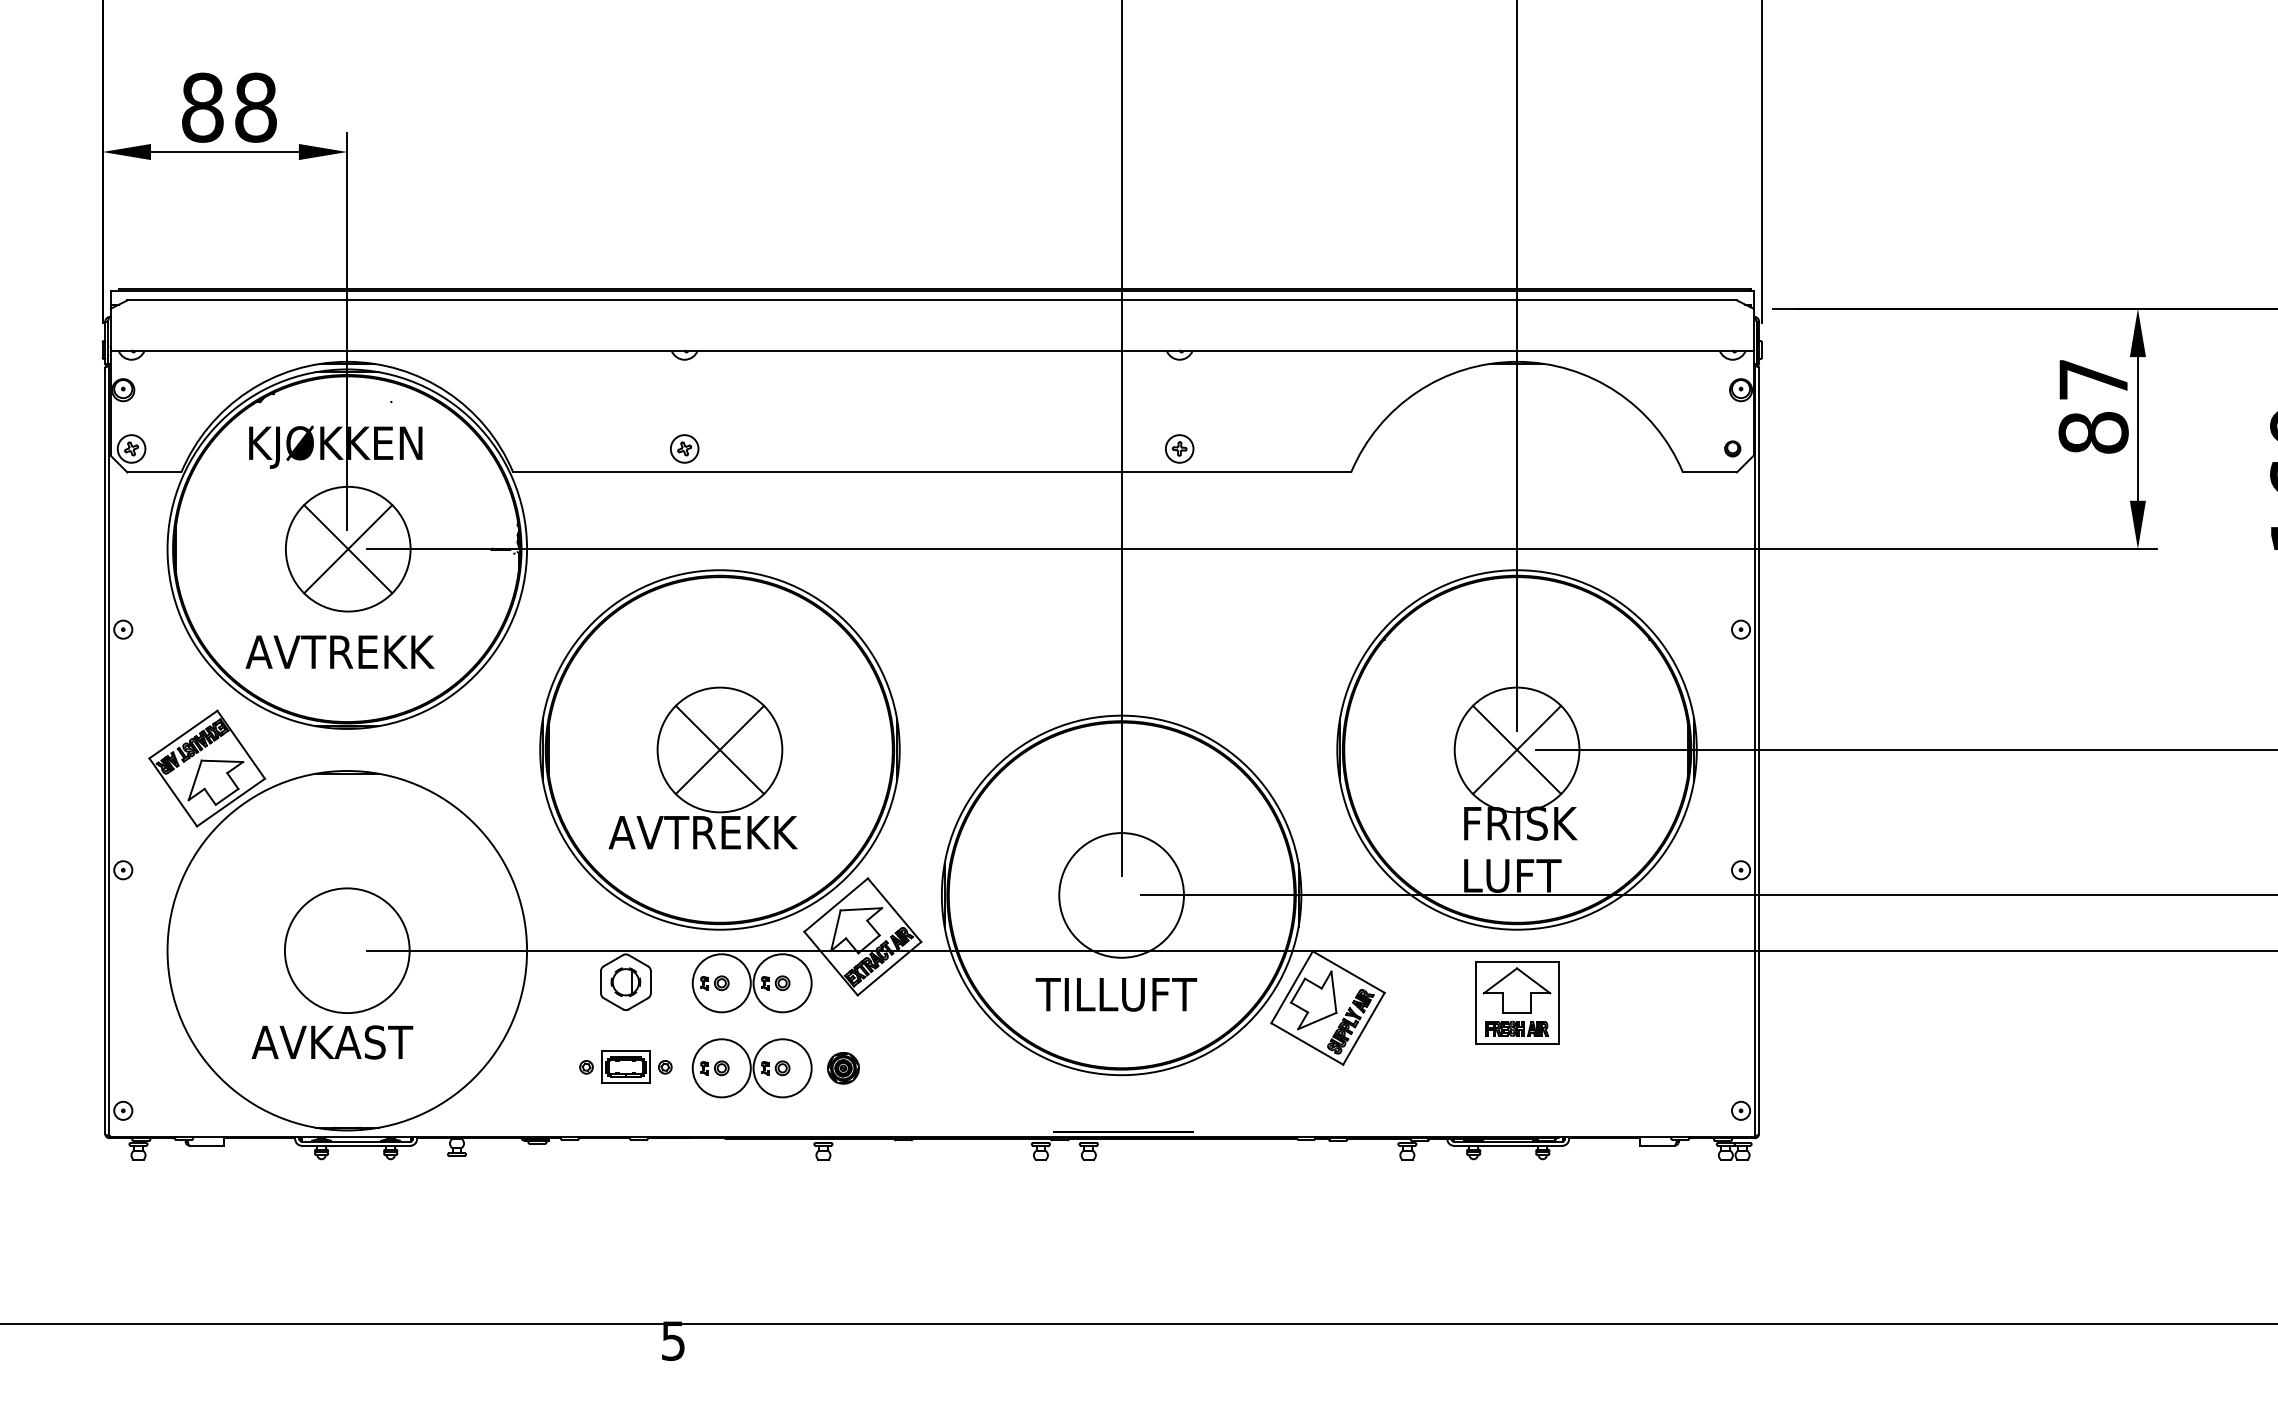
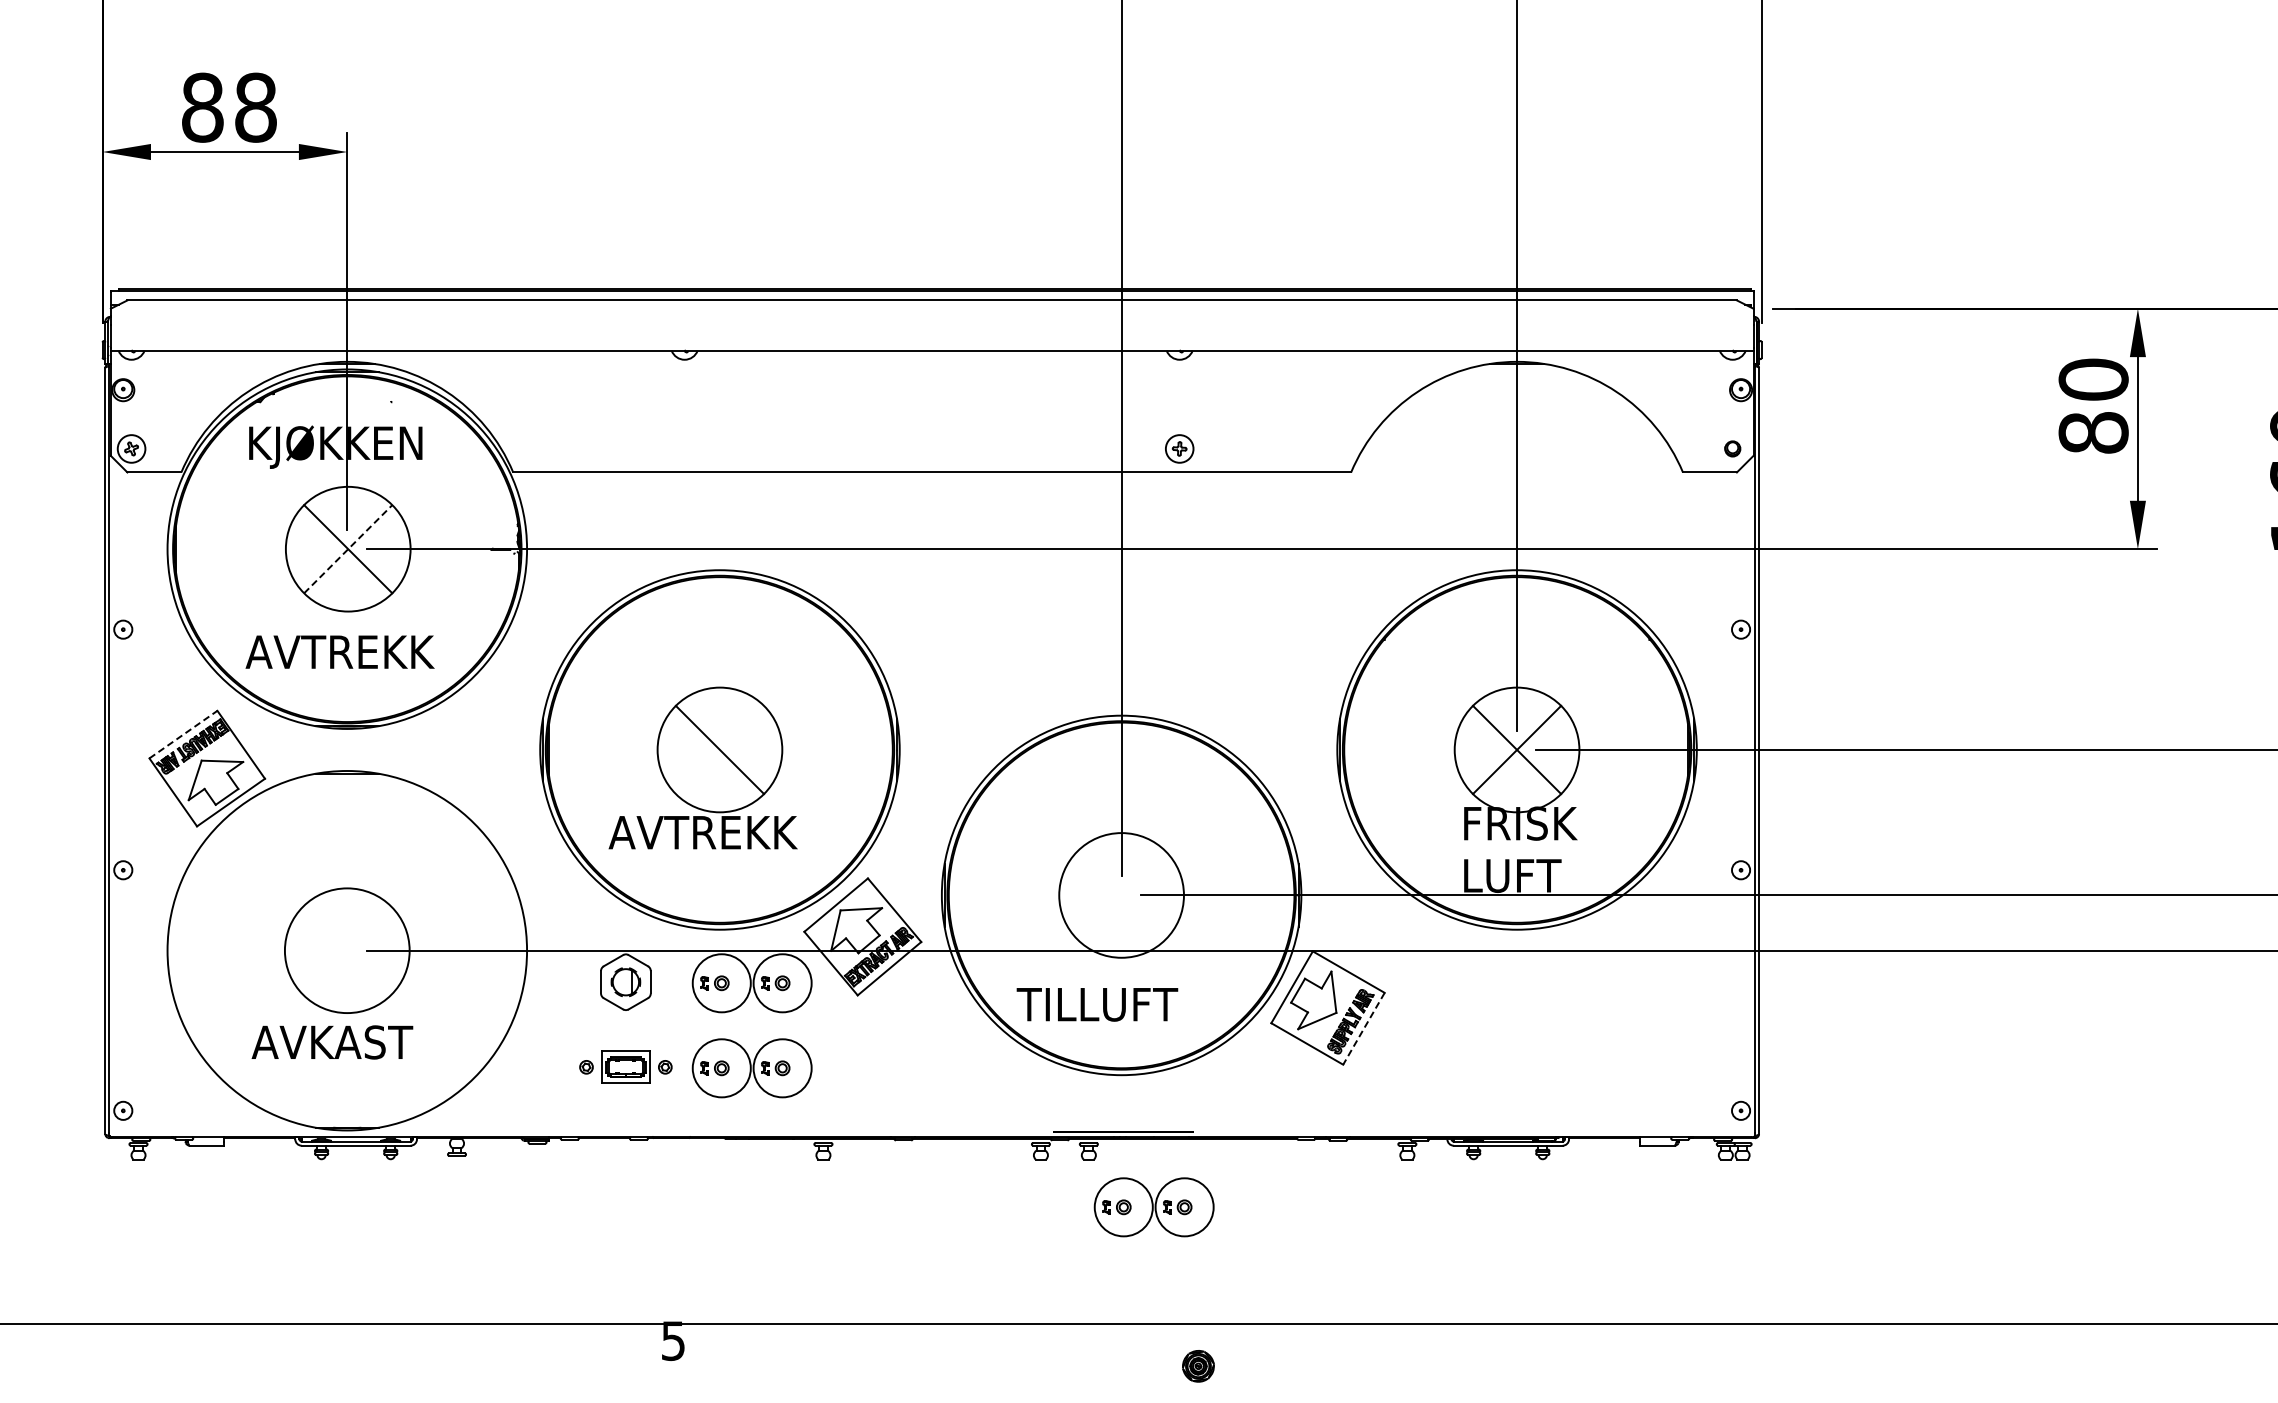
text: 87 -> 80 (2093, 379)
part: present -> none (684, 448)
line: solid -> dashed (348, 548)
line: solid -> dashed (183, 734)
line: present -> none (719, 749)
text position: (1116, 994) -> (1097, 1004) (1097, 1004)
part: present -> none (1517, 1002)
line: solid -> dashed (1363, 1029)
part position: (843, 1068) -> (1198, 1366) (1198, 1366)
part: none -> present (1153, 1207)
